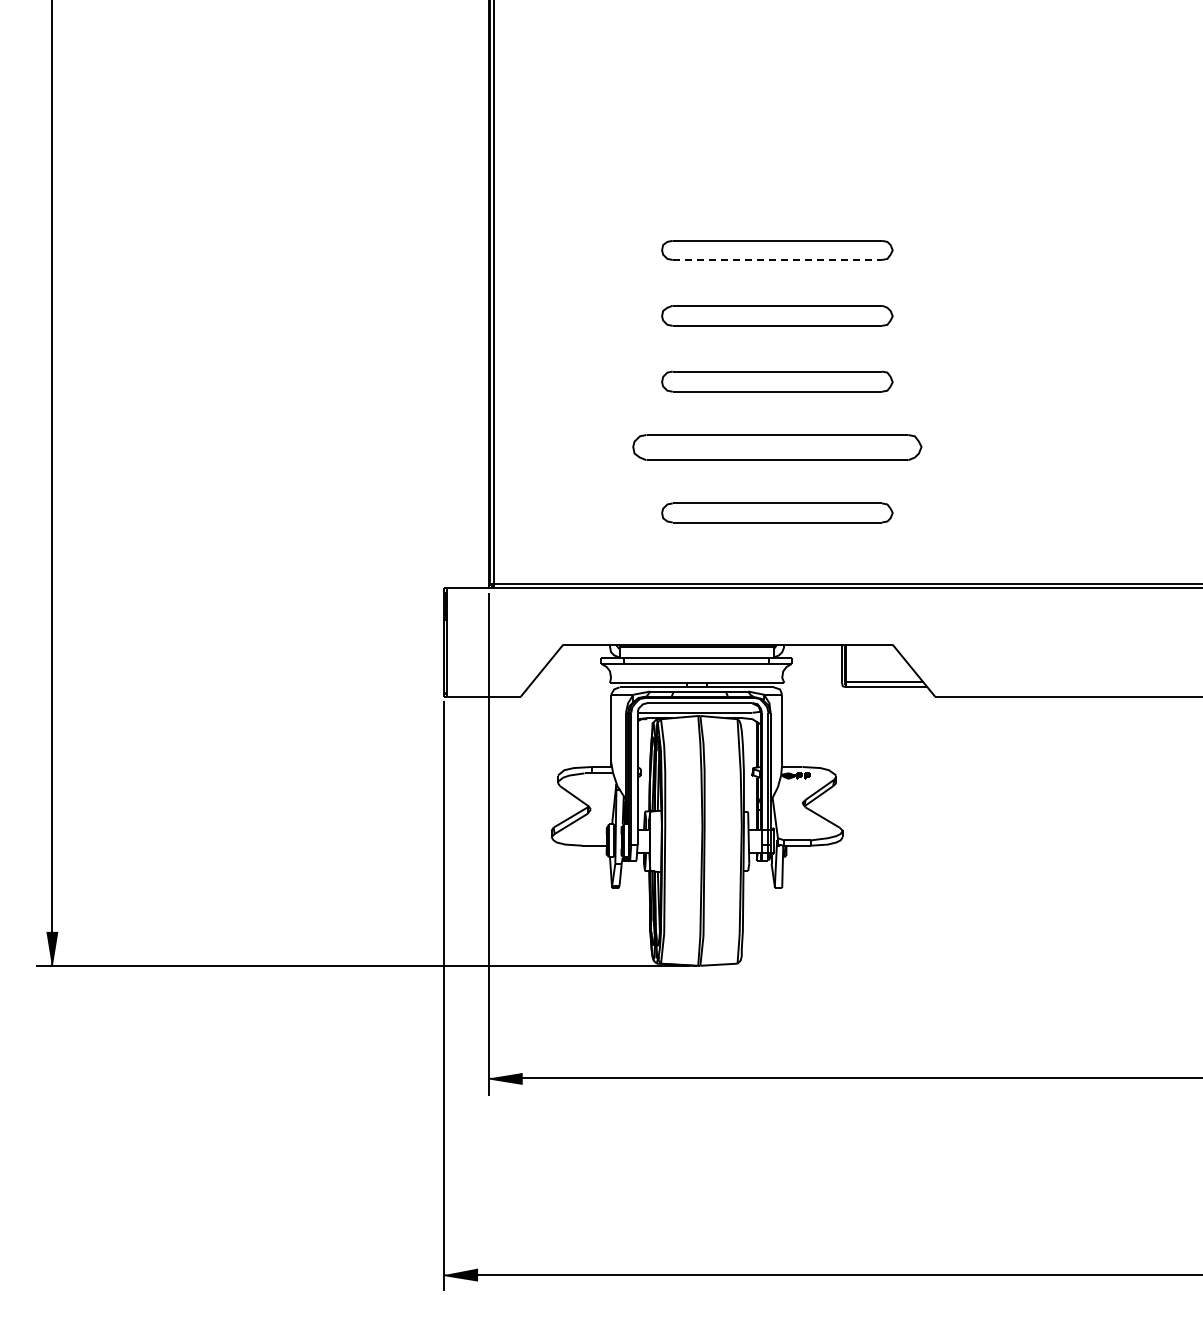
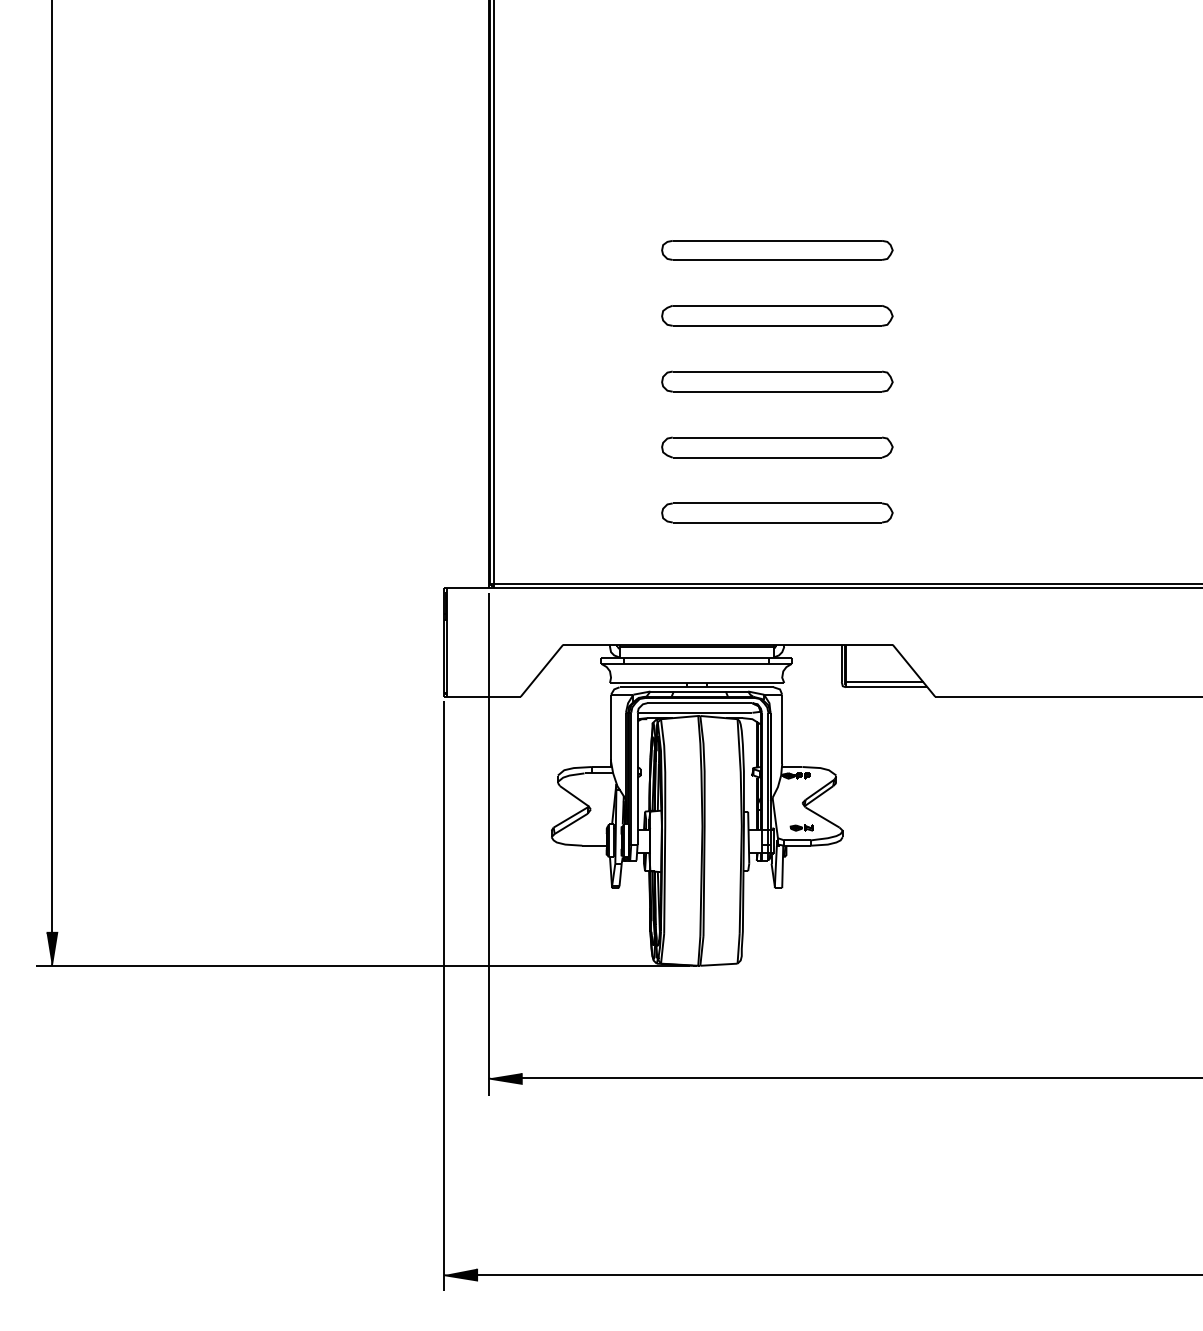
line: dashed -> solid (777, 259)
part size: 291x27 px -> 233x23 px (777, 447)
part: none -> present (801, 827)
